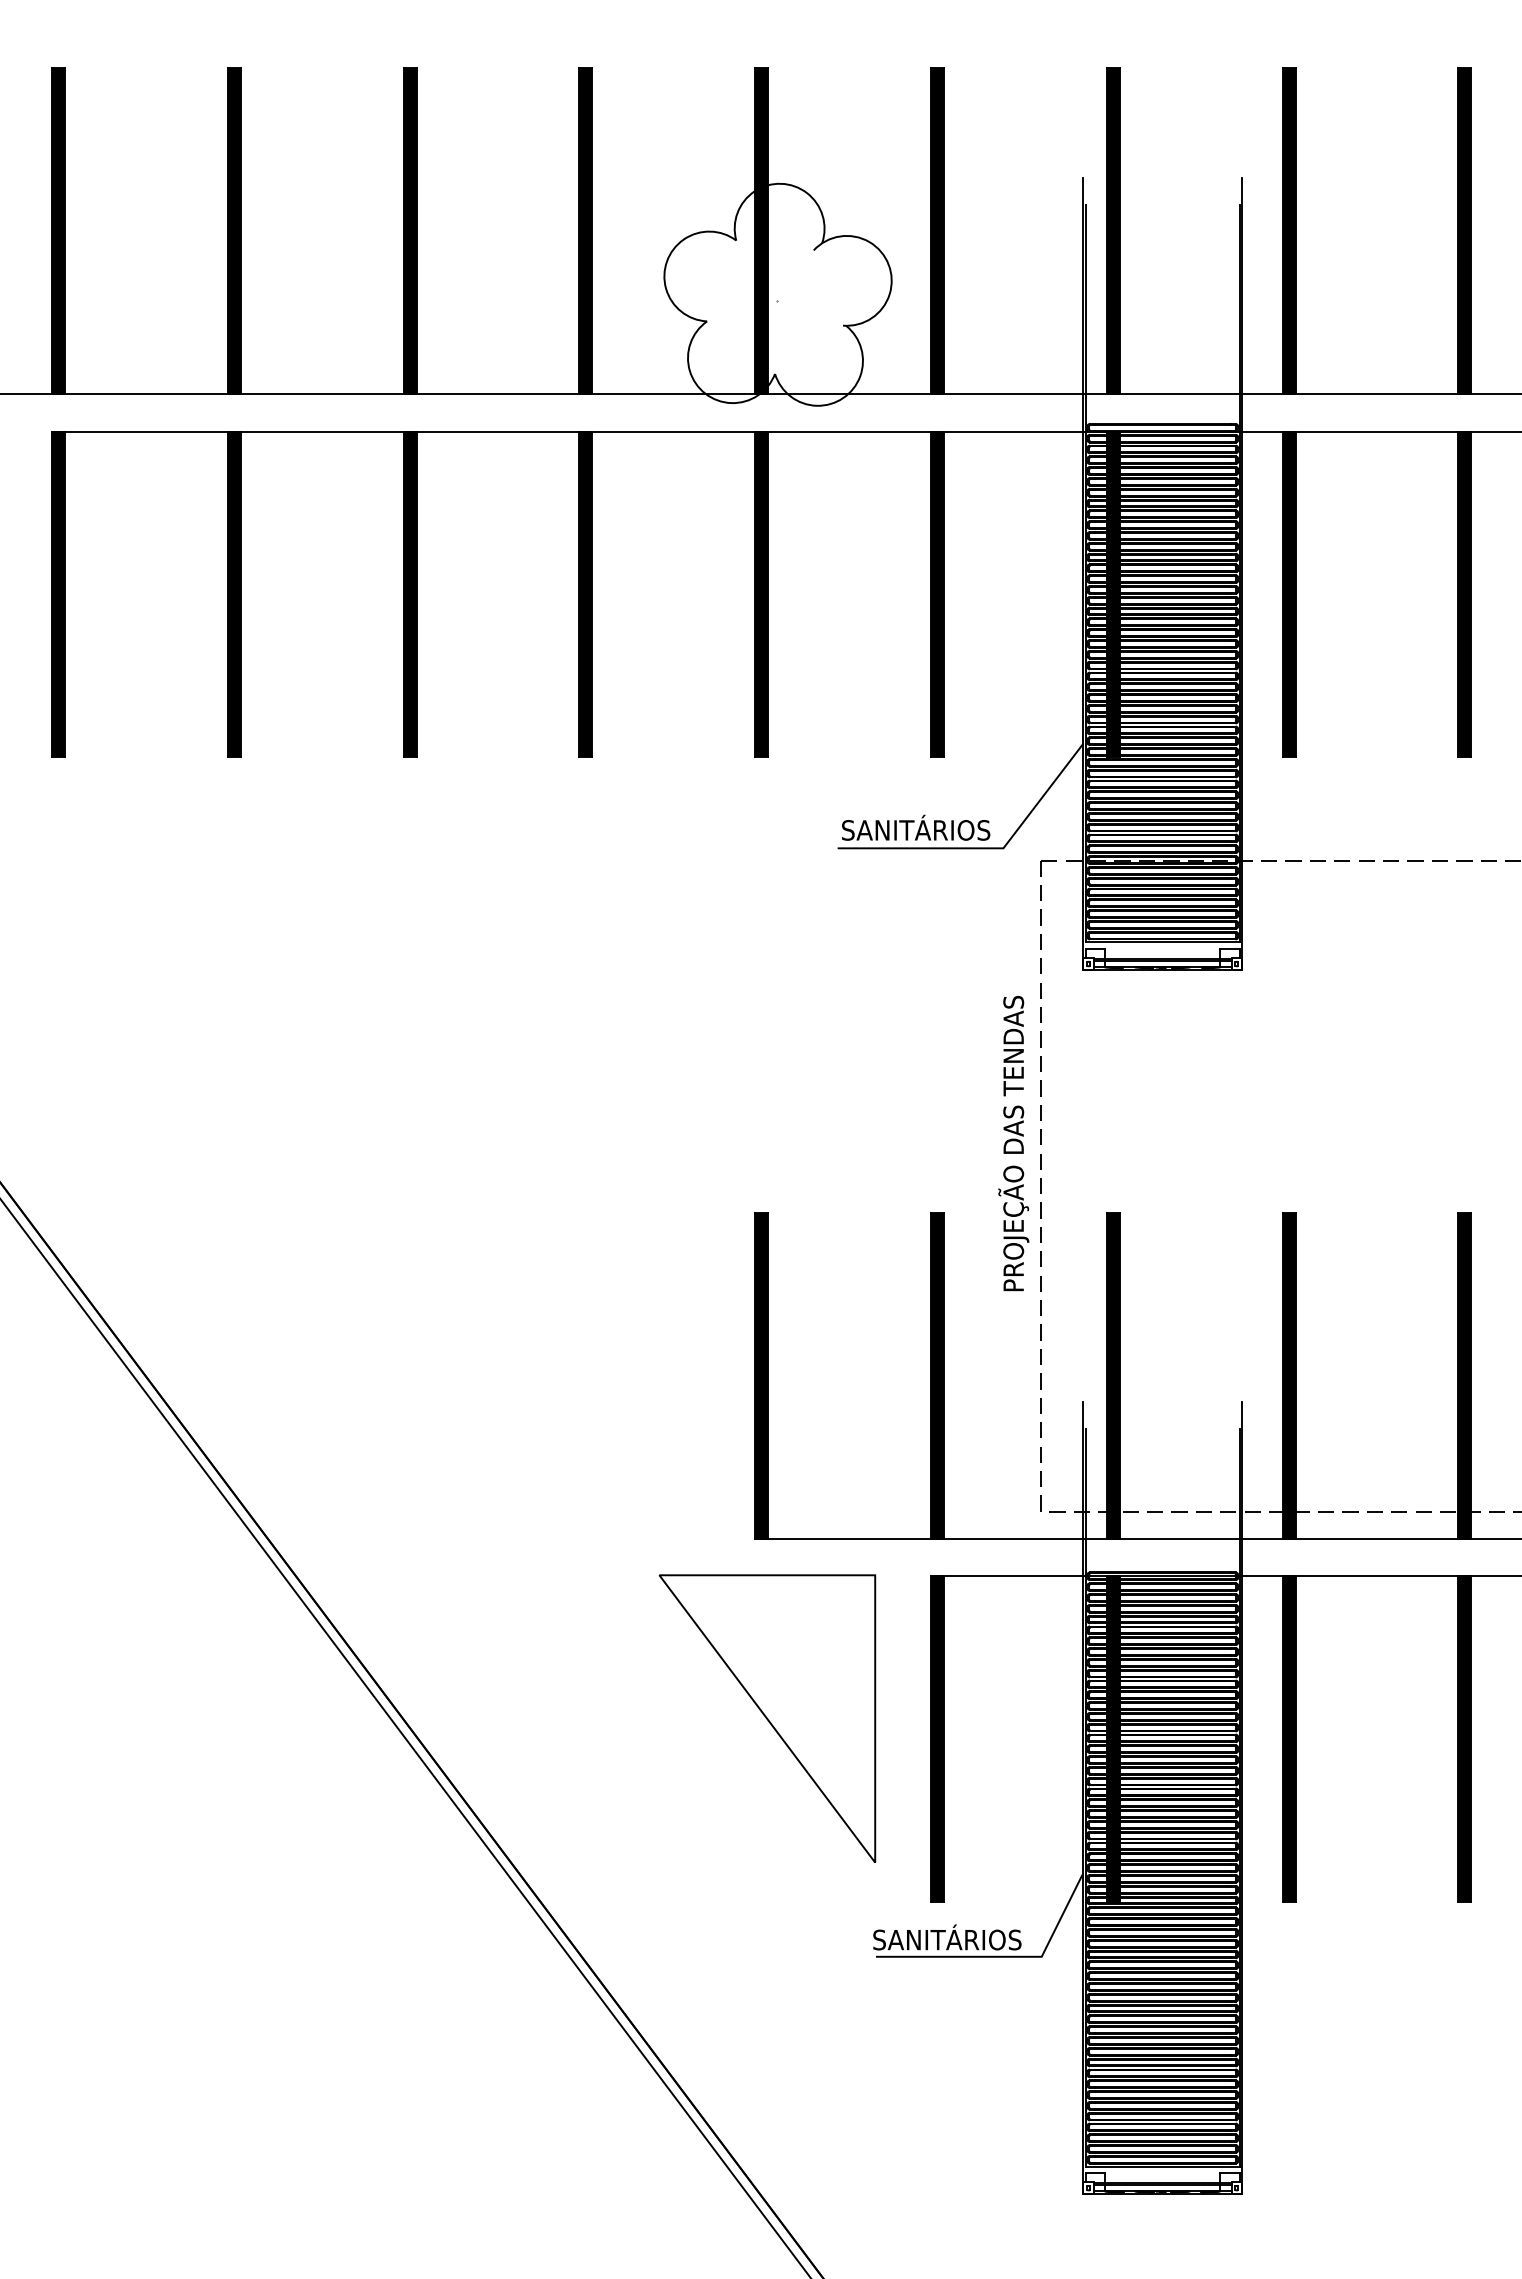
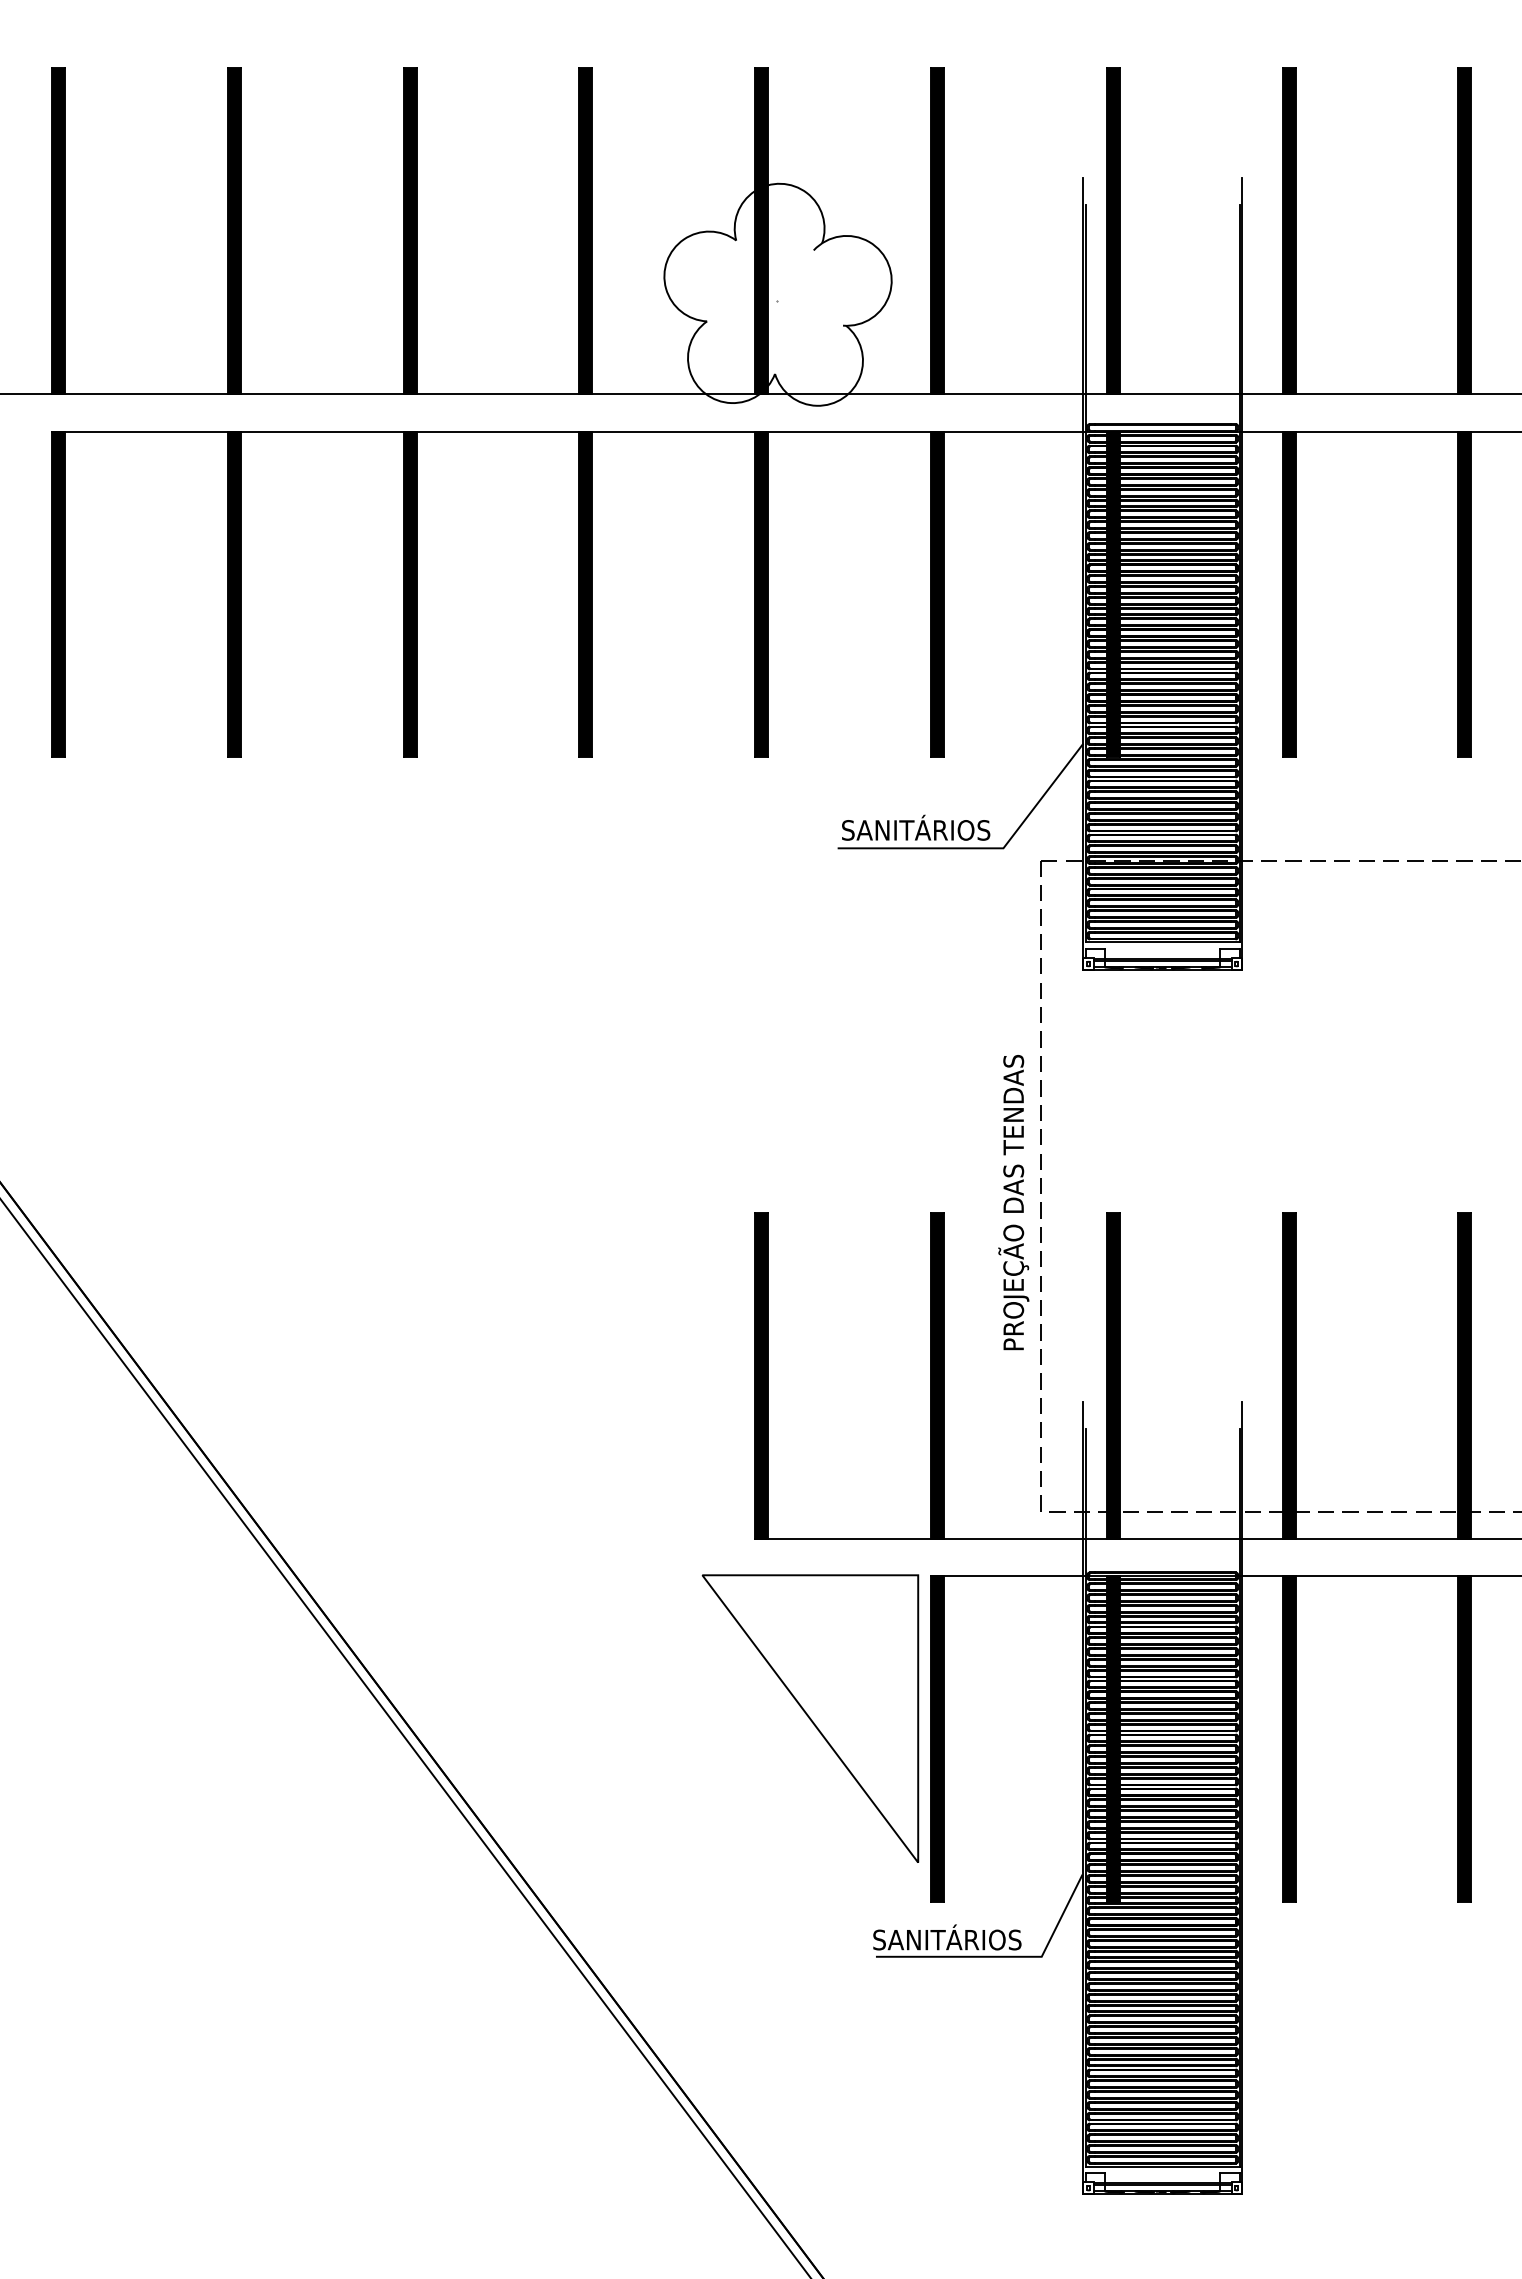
text position: (1013, 1143) -> (1013, 1202) (1013, 1202)
part position: (767, 1718) -> (810, 1718) (810, 1718)
